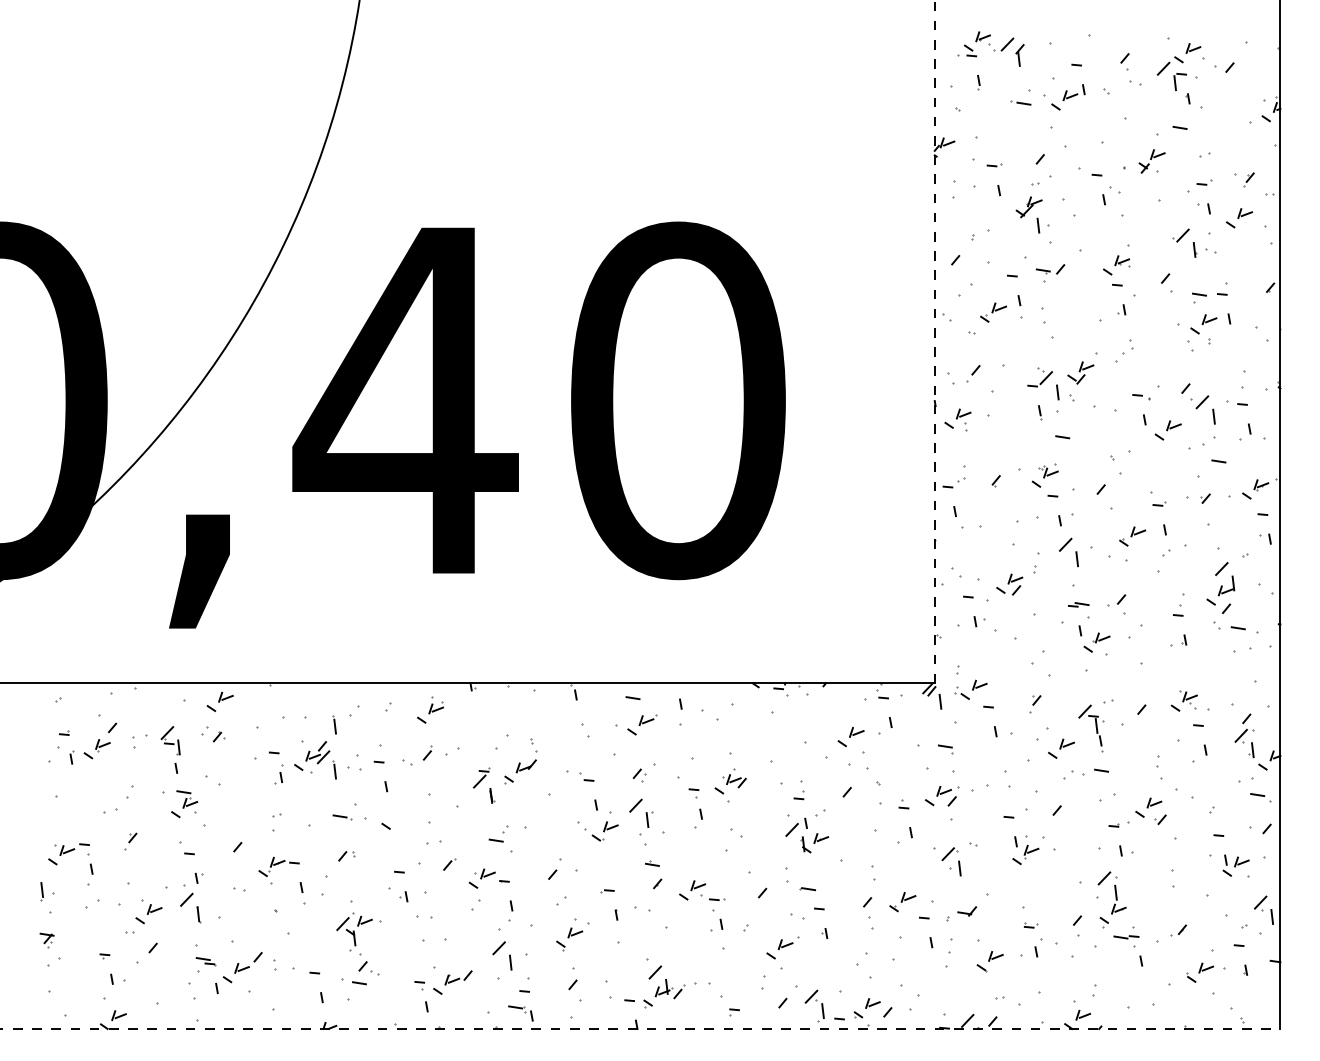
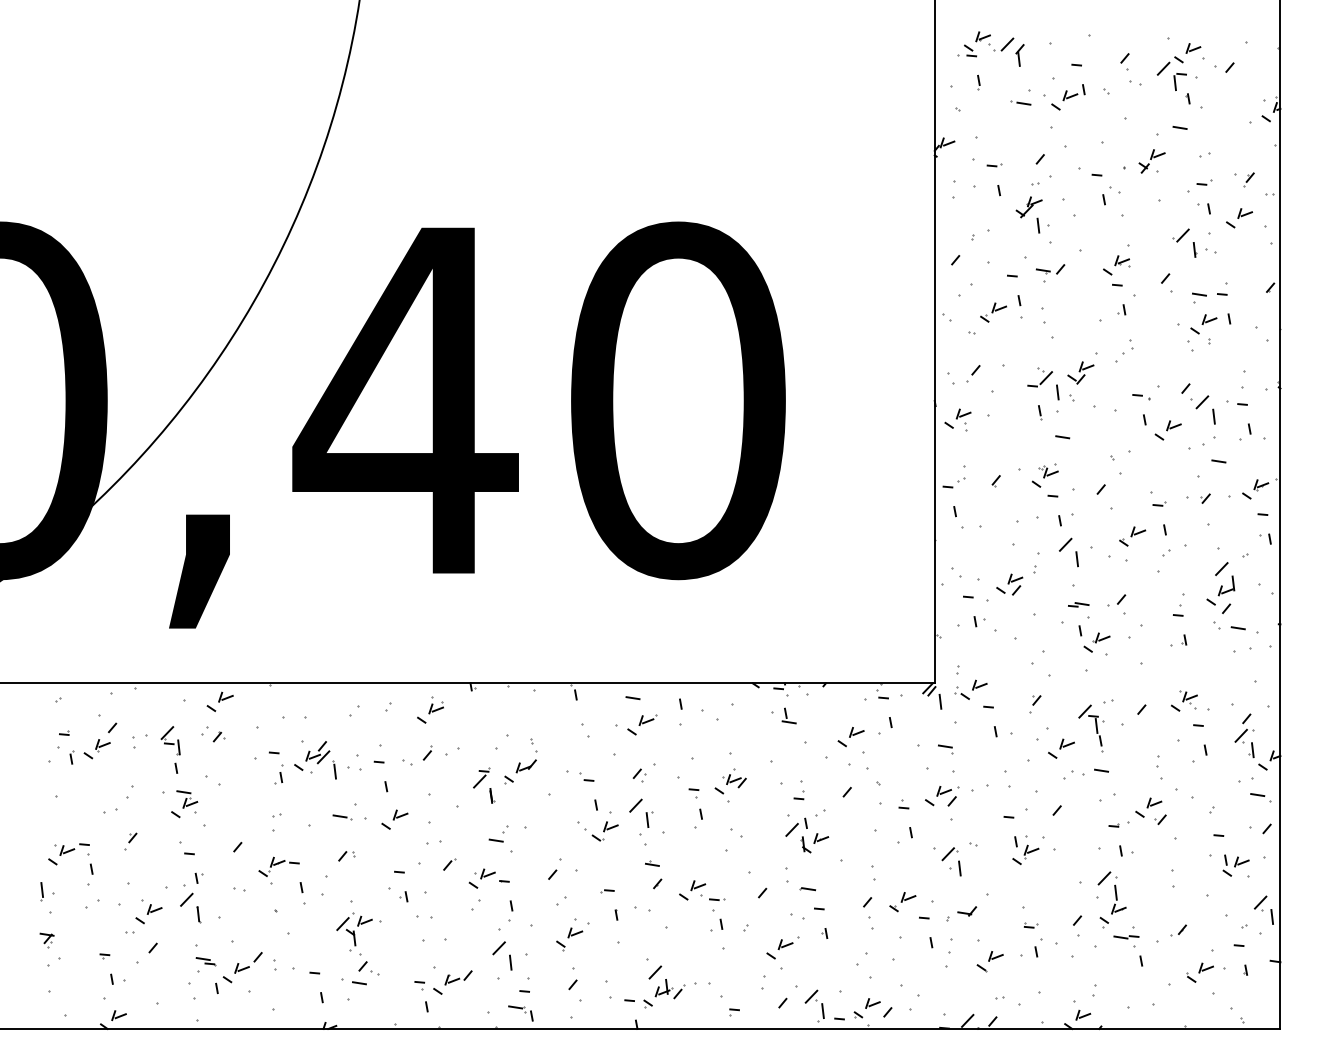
line: dashed -> solid (934, 341)
part: none -> present (788, 715)
line: present -> none (334, 724)
part: none -> present (400, 814)
line: dashed -> solid (640, 1029)
